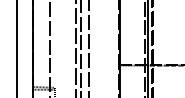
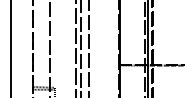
line position: (17, 48) -> (11, 48) (11, 48)
line: solid -> dashed (32, 48)
